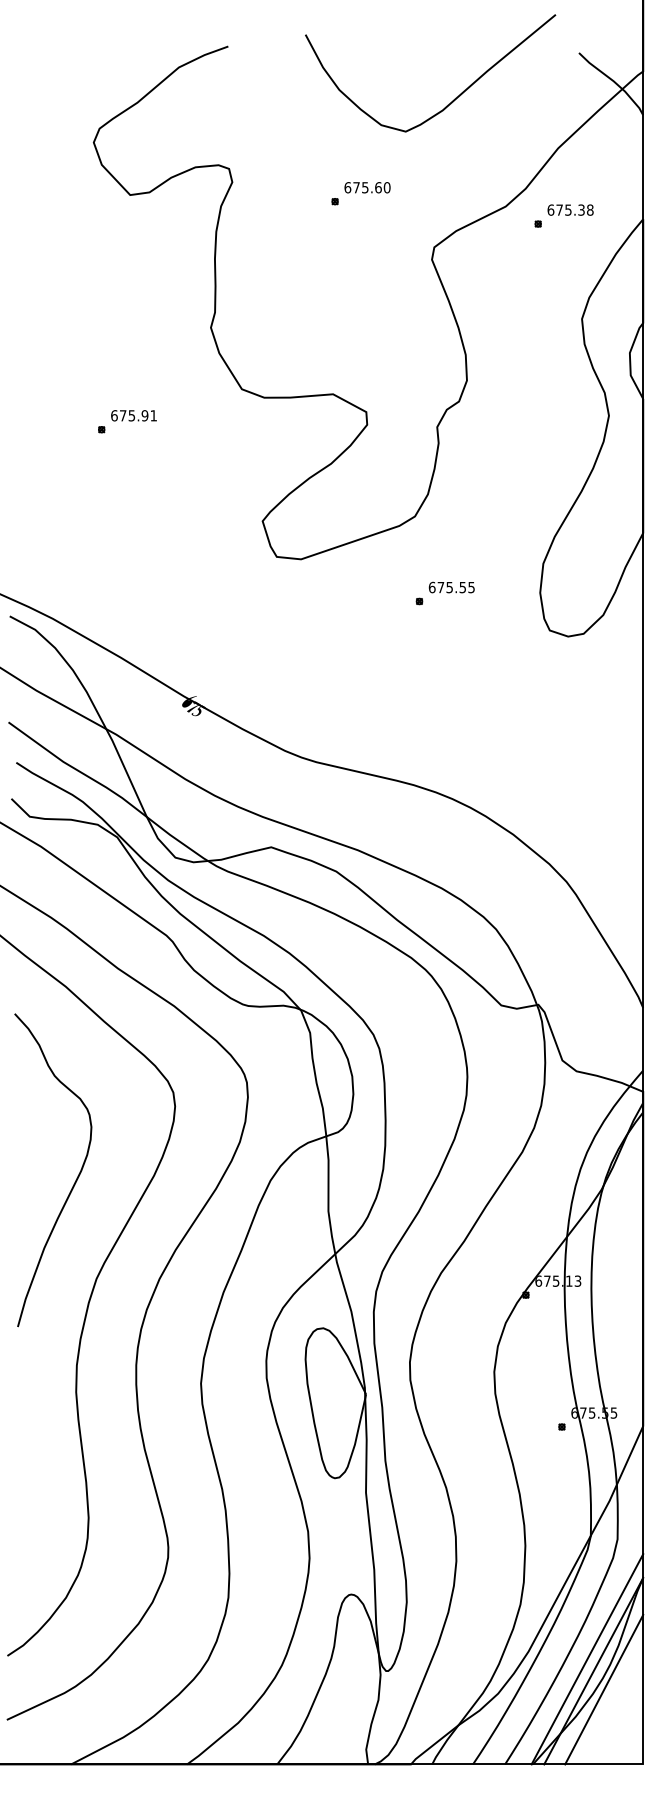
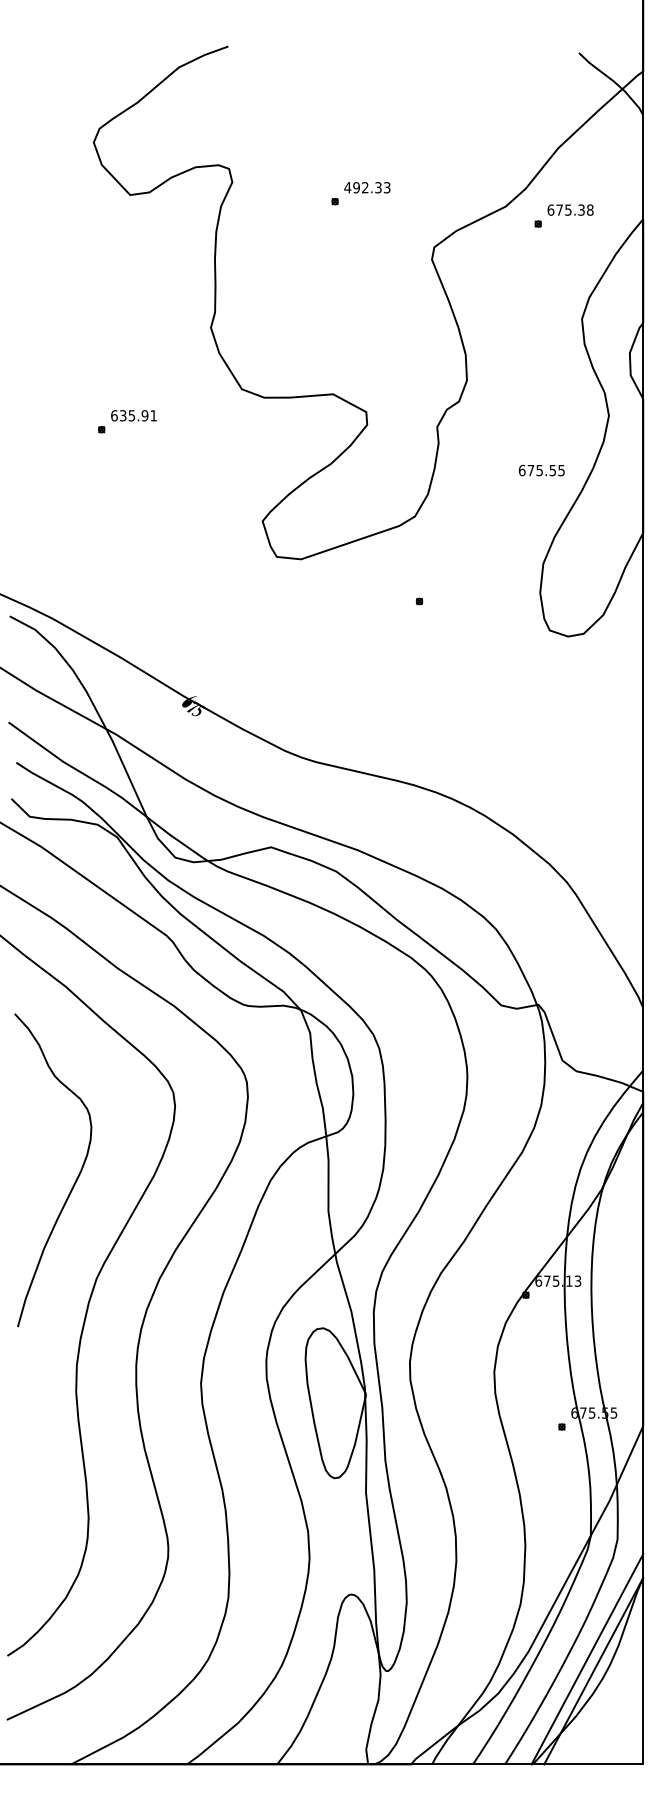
curve: present -> none (455, 97)
text: 675.60 -> 492.33 (367, 187)
text: 675.91 -> 635.91 (122, 415)
text position: (451, 587) -> (541, 470) (541, 470)
line: present -> none (604, 1689)
